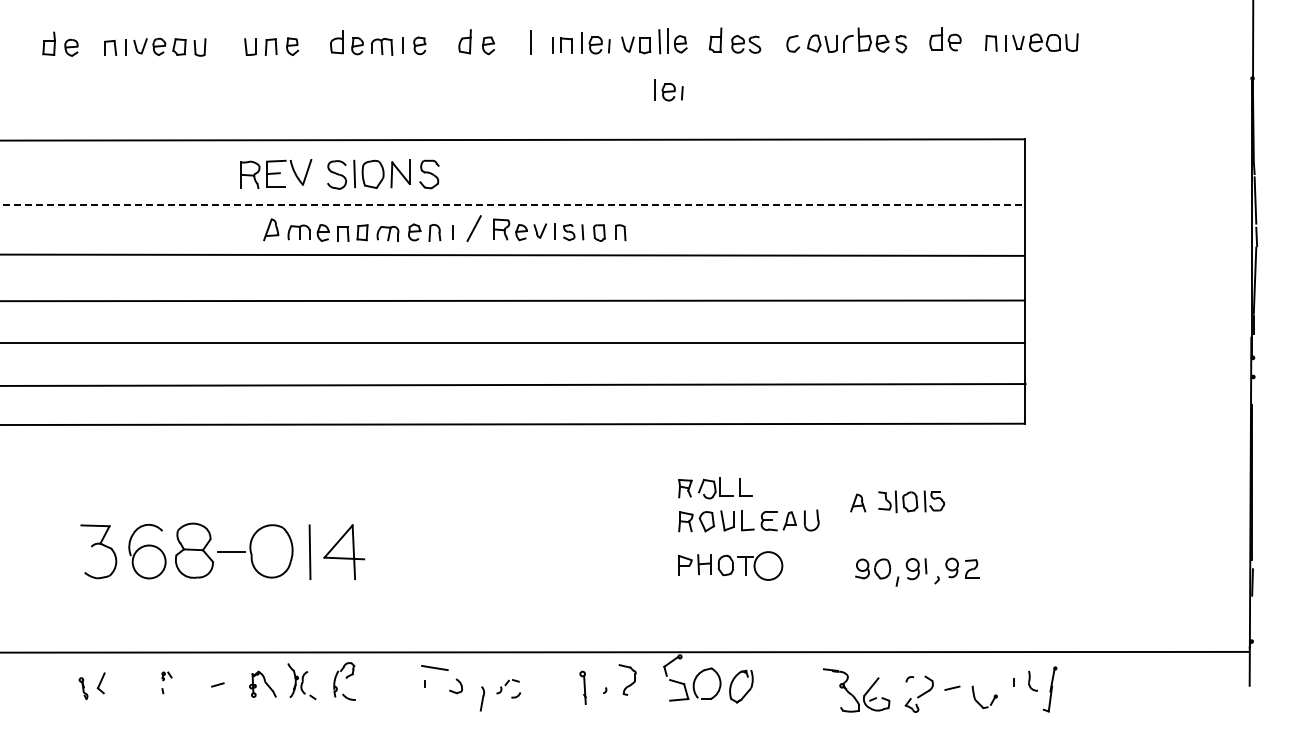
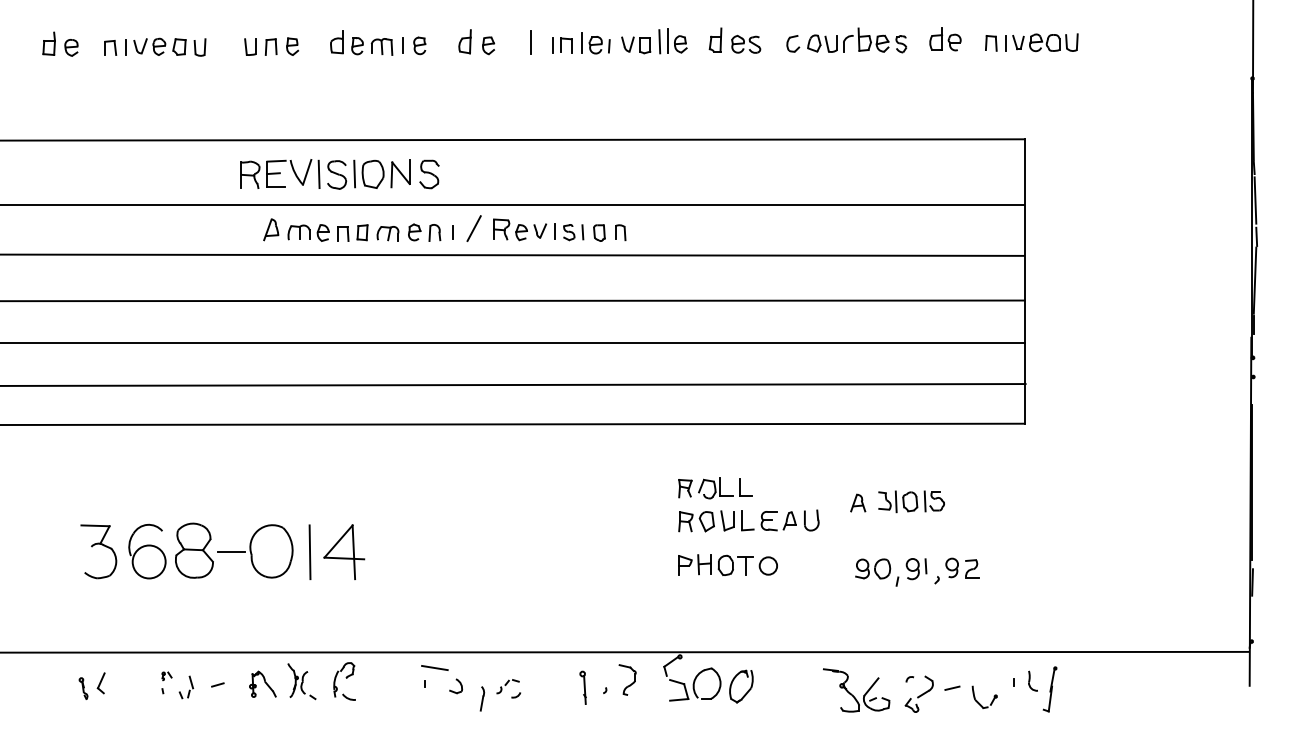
part: present -> none (668, 90)
line: none -> present (318, 174)
line: dashed -> solid (512, 205)
circle diameter: 28 px -> 17 px (768, 565)
part: none -> present (186, 687)
